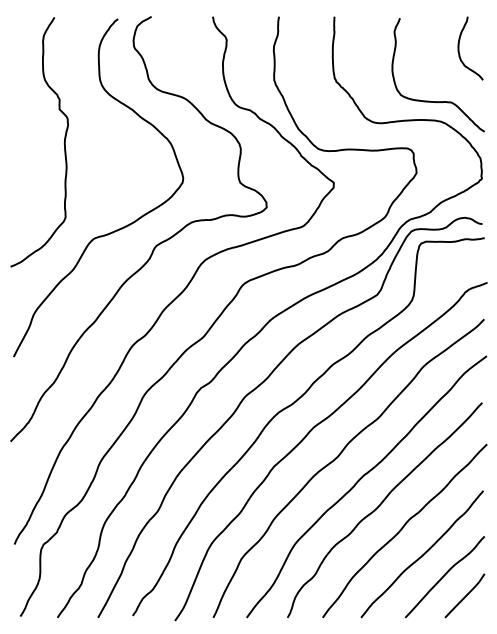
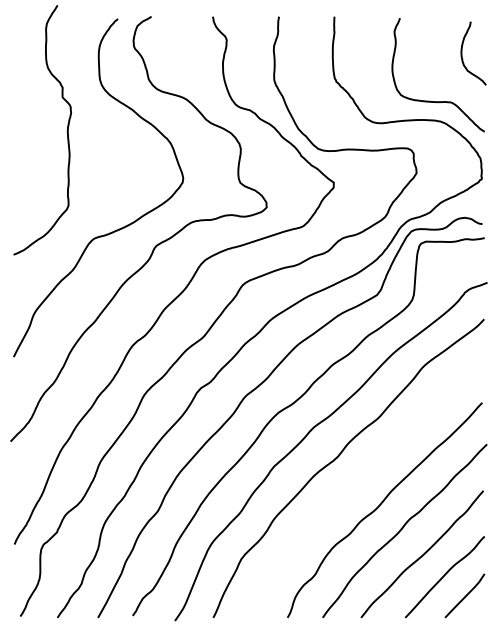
curve position: (459, 48) -> (462, 53) (462, 53)
curve position: (63, 143) -> (66, 131) (66, 131)
curve: present -> none (360, 480)
